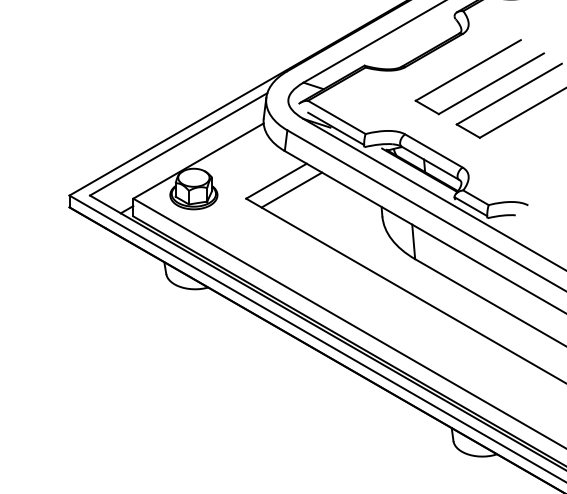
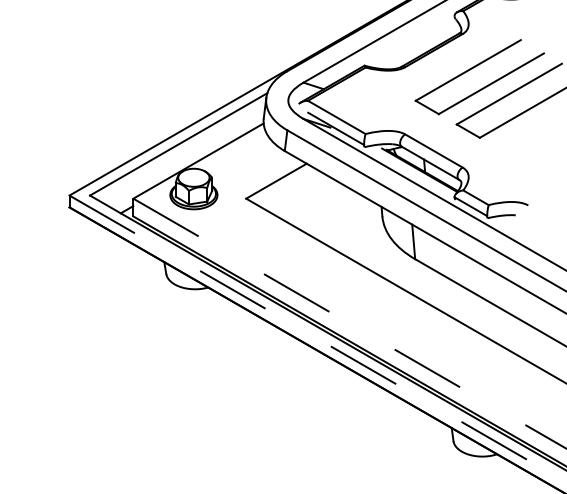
line: present -> none (291, 189)
line: solid -> dashed (349, 323)
line: solid -> dashed (317, 339)
